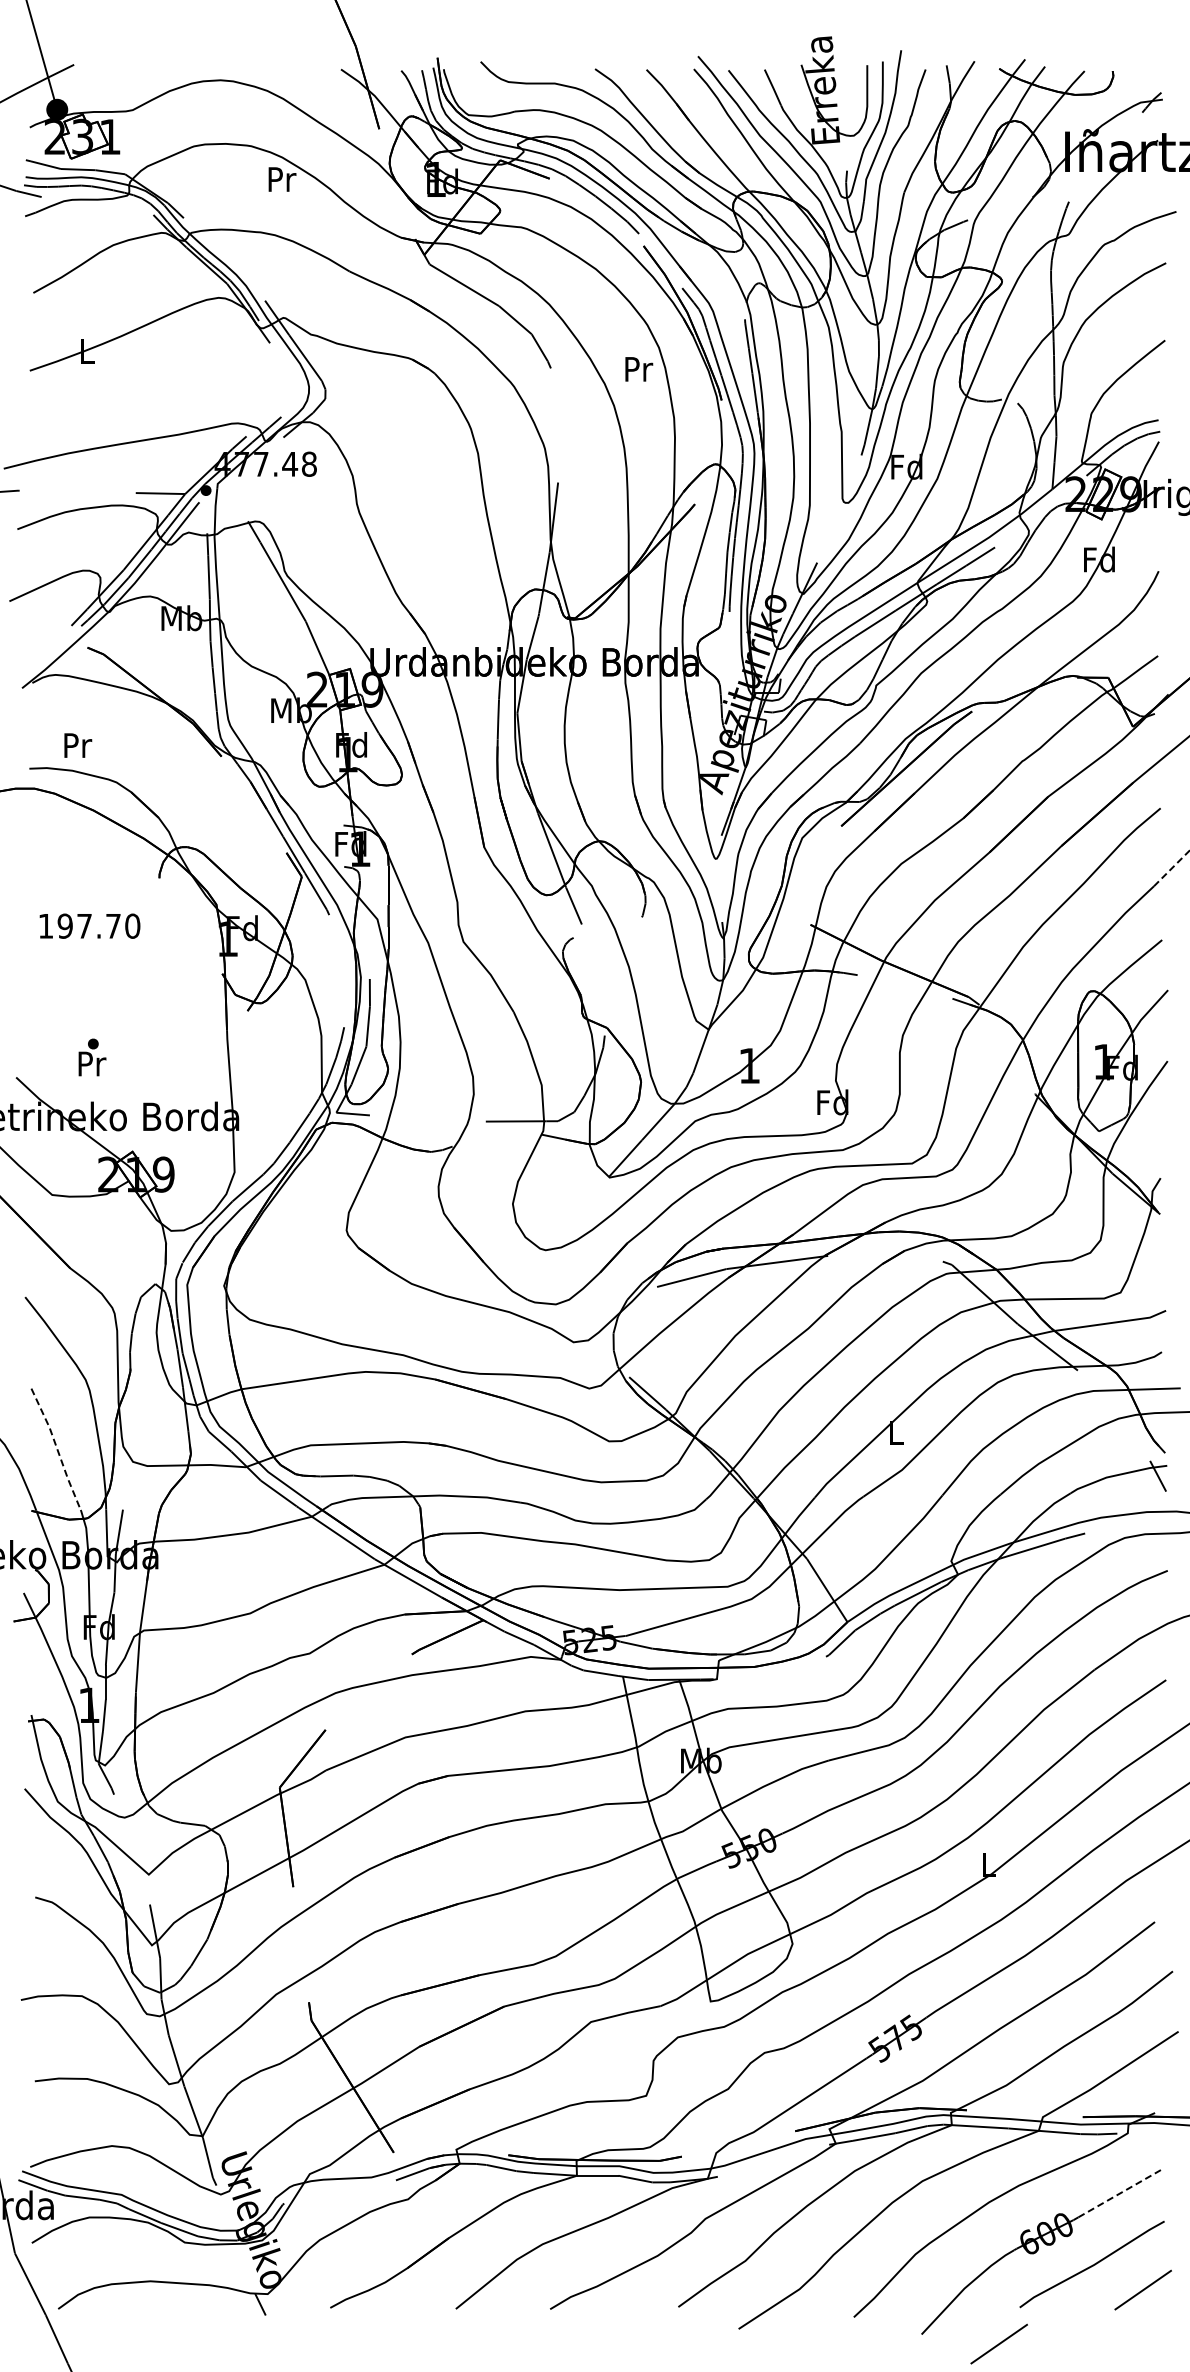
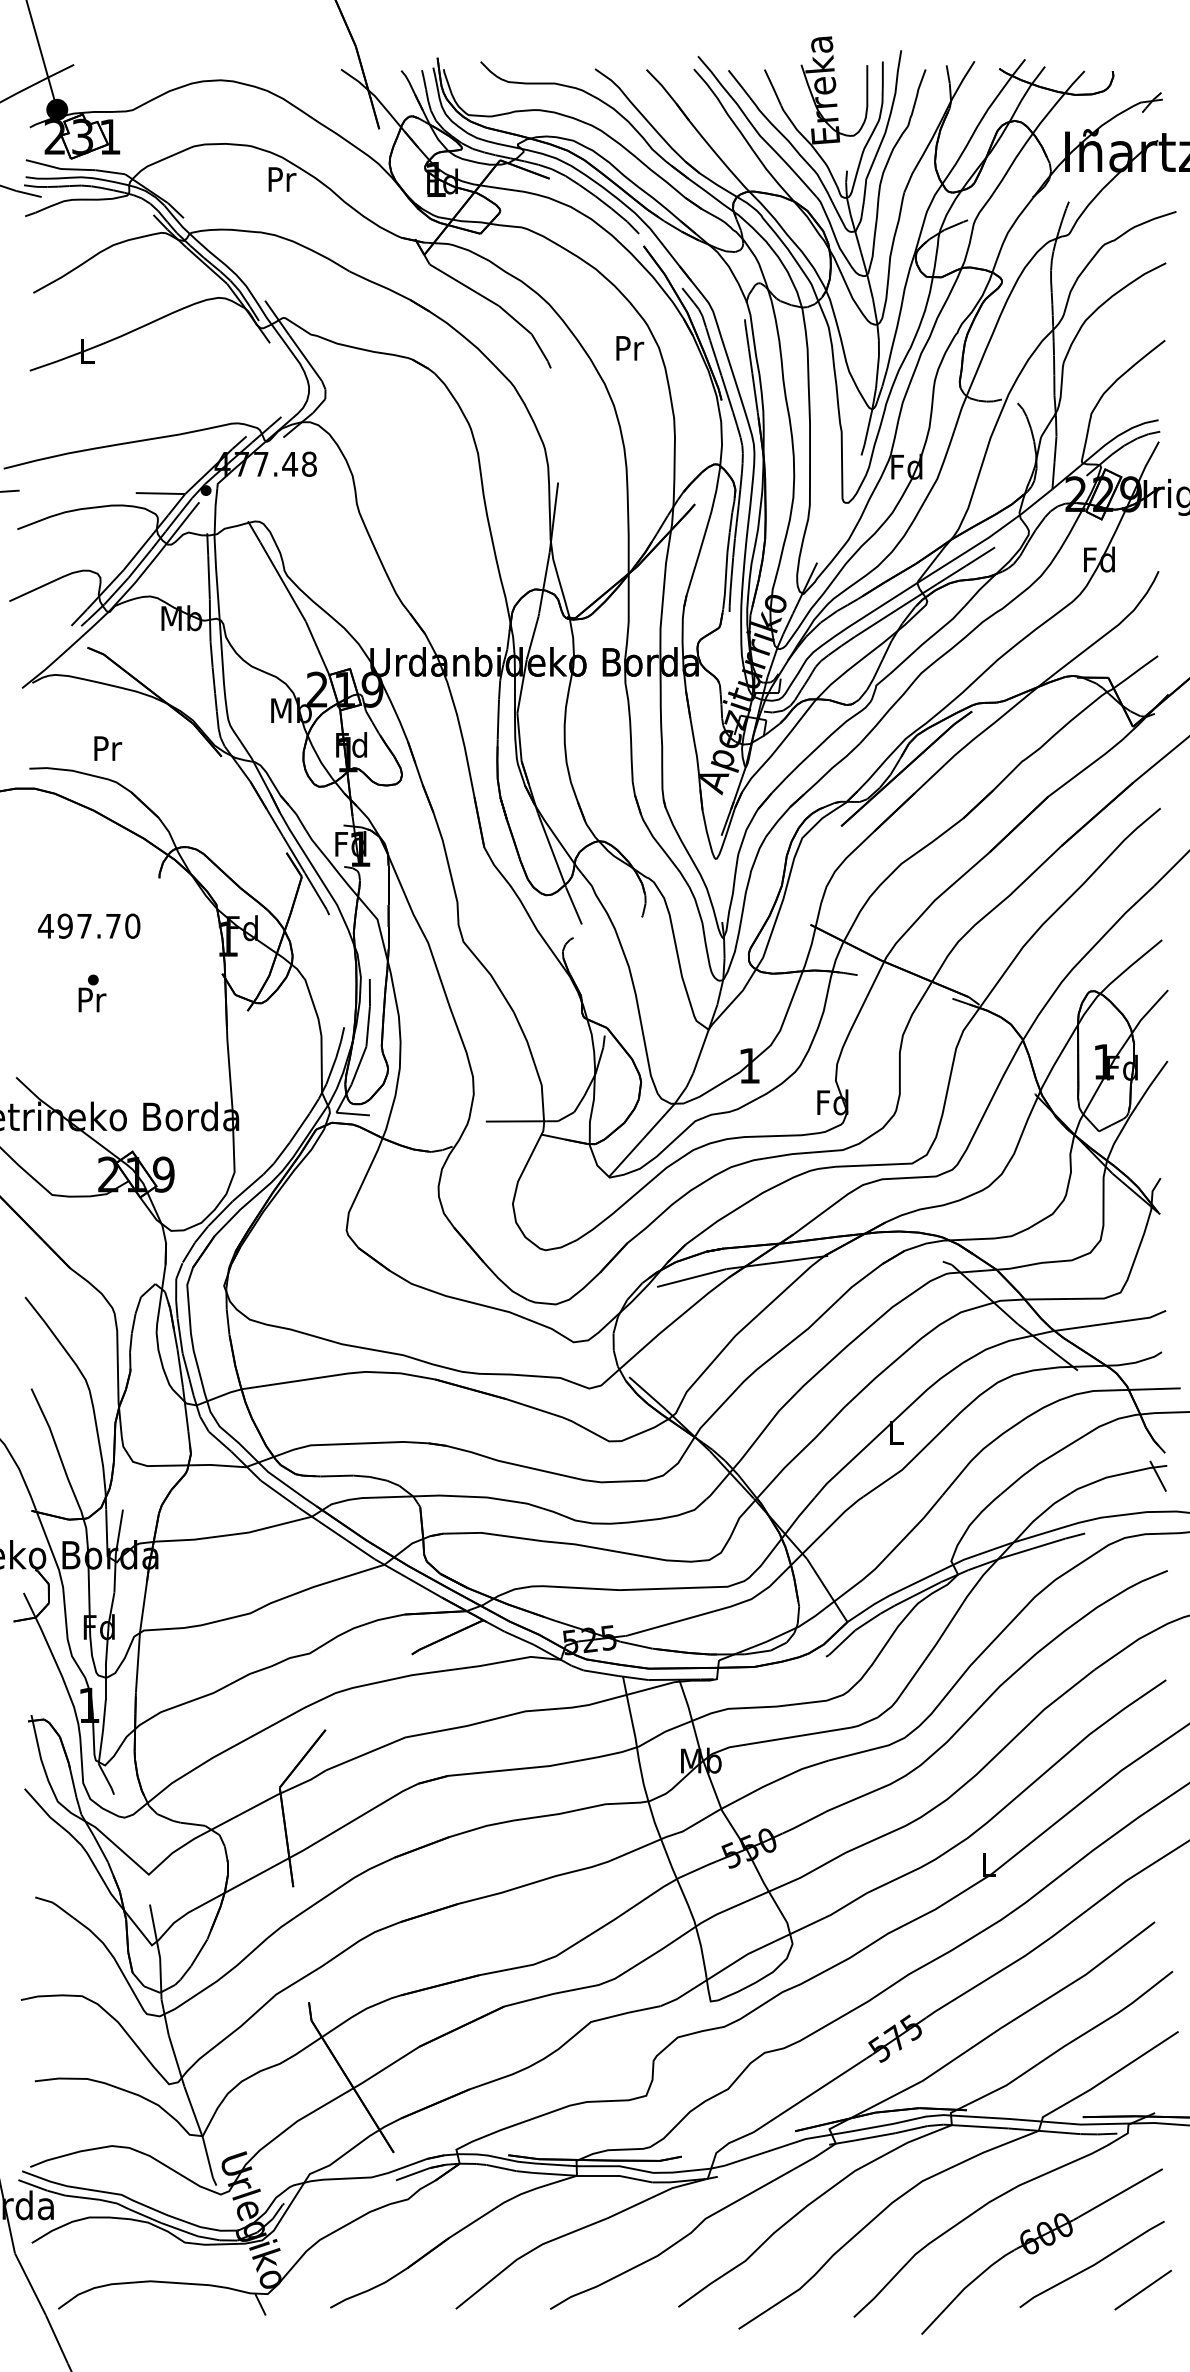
text position: (639, 369) -> (630, 348) (630, 348)
text position: (78, 745) -> (108, 748) (108, 748)
line: dashed -> solid (1172, 868)
text: 197.70 -> 497.70 (45, 926)
text position: (92, 1057) -> (92, 993) (92, 993)
line: dashed -> solid (57, 1448)
line: dashed -> solid (1120, 2193)
line: present -> none (998, 2343)
